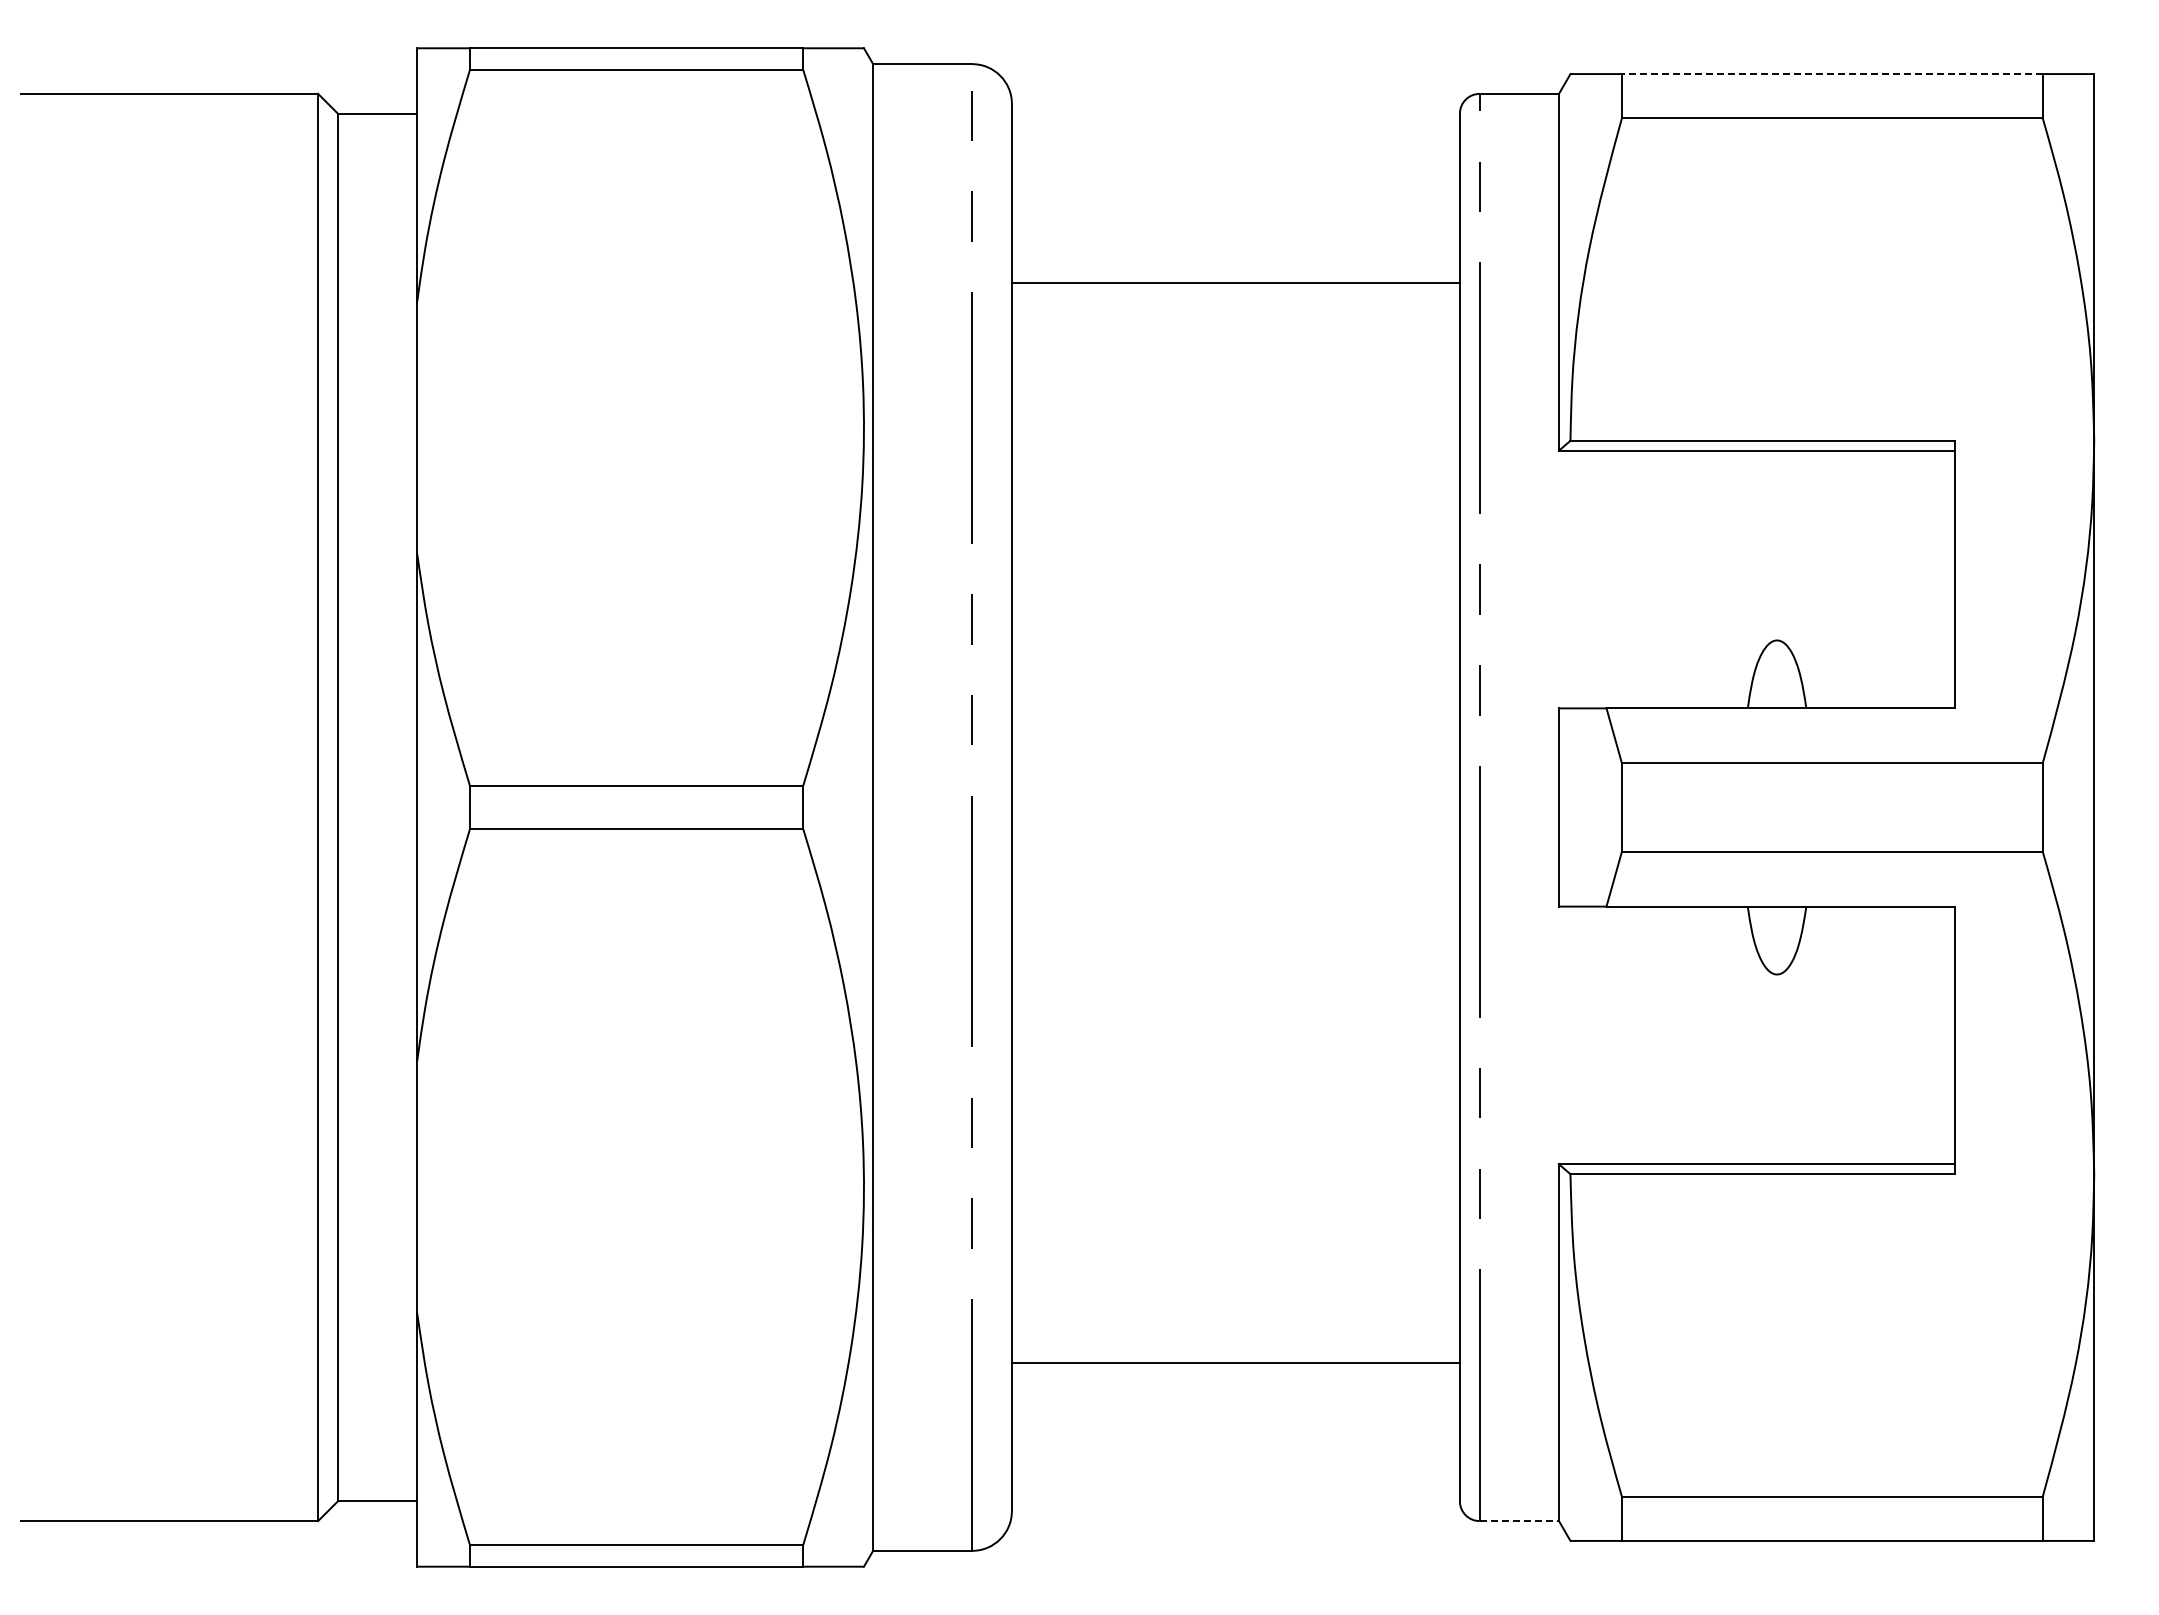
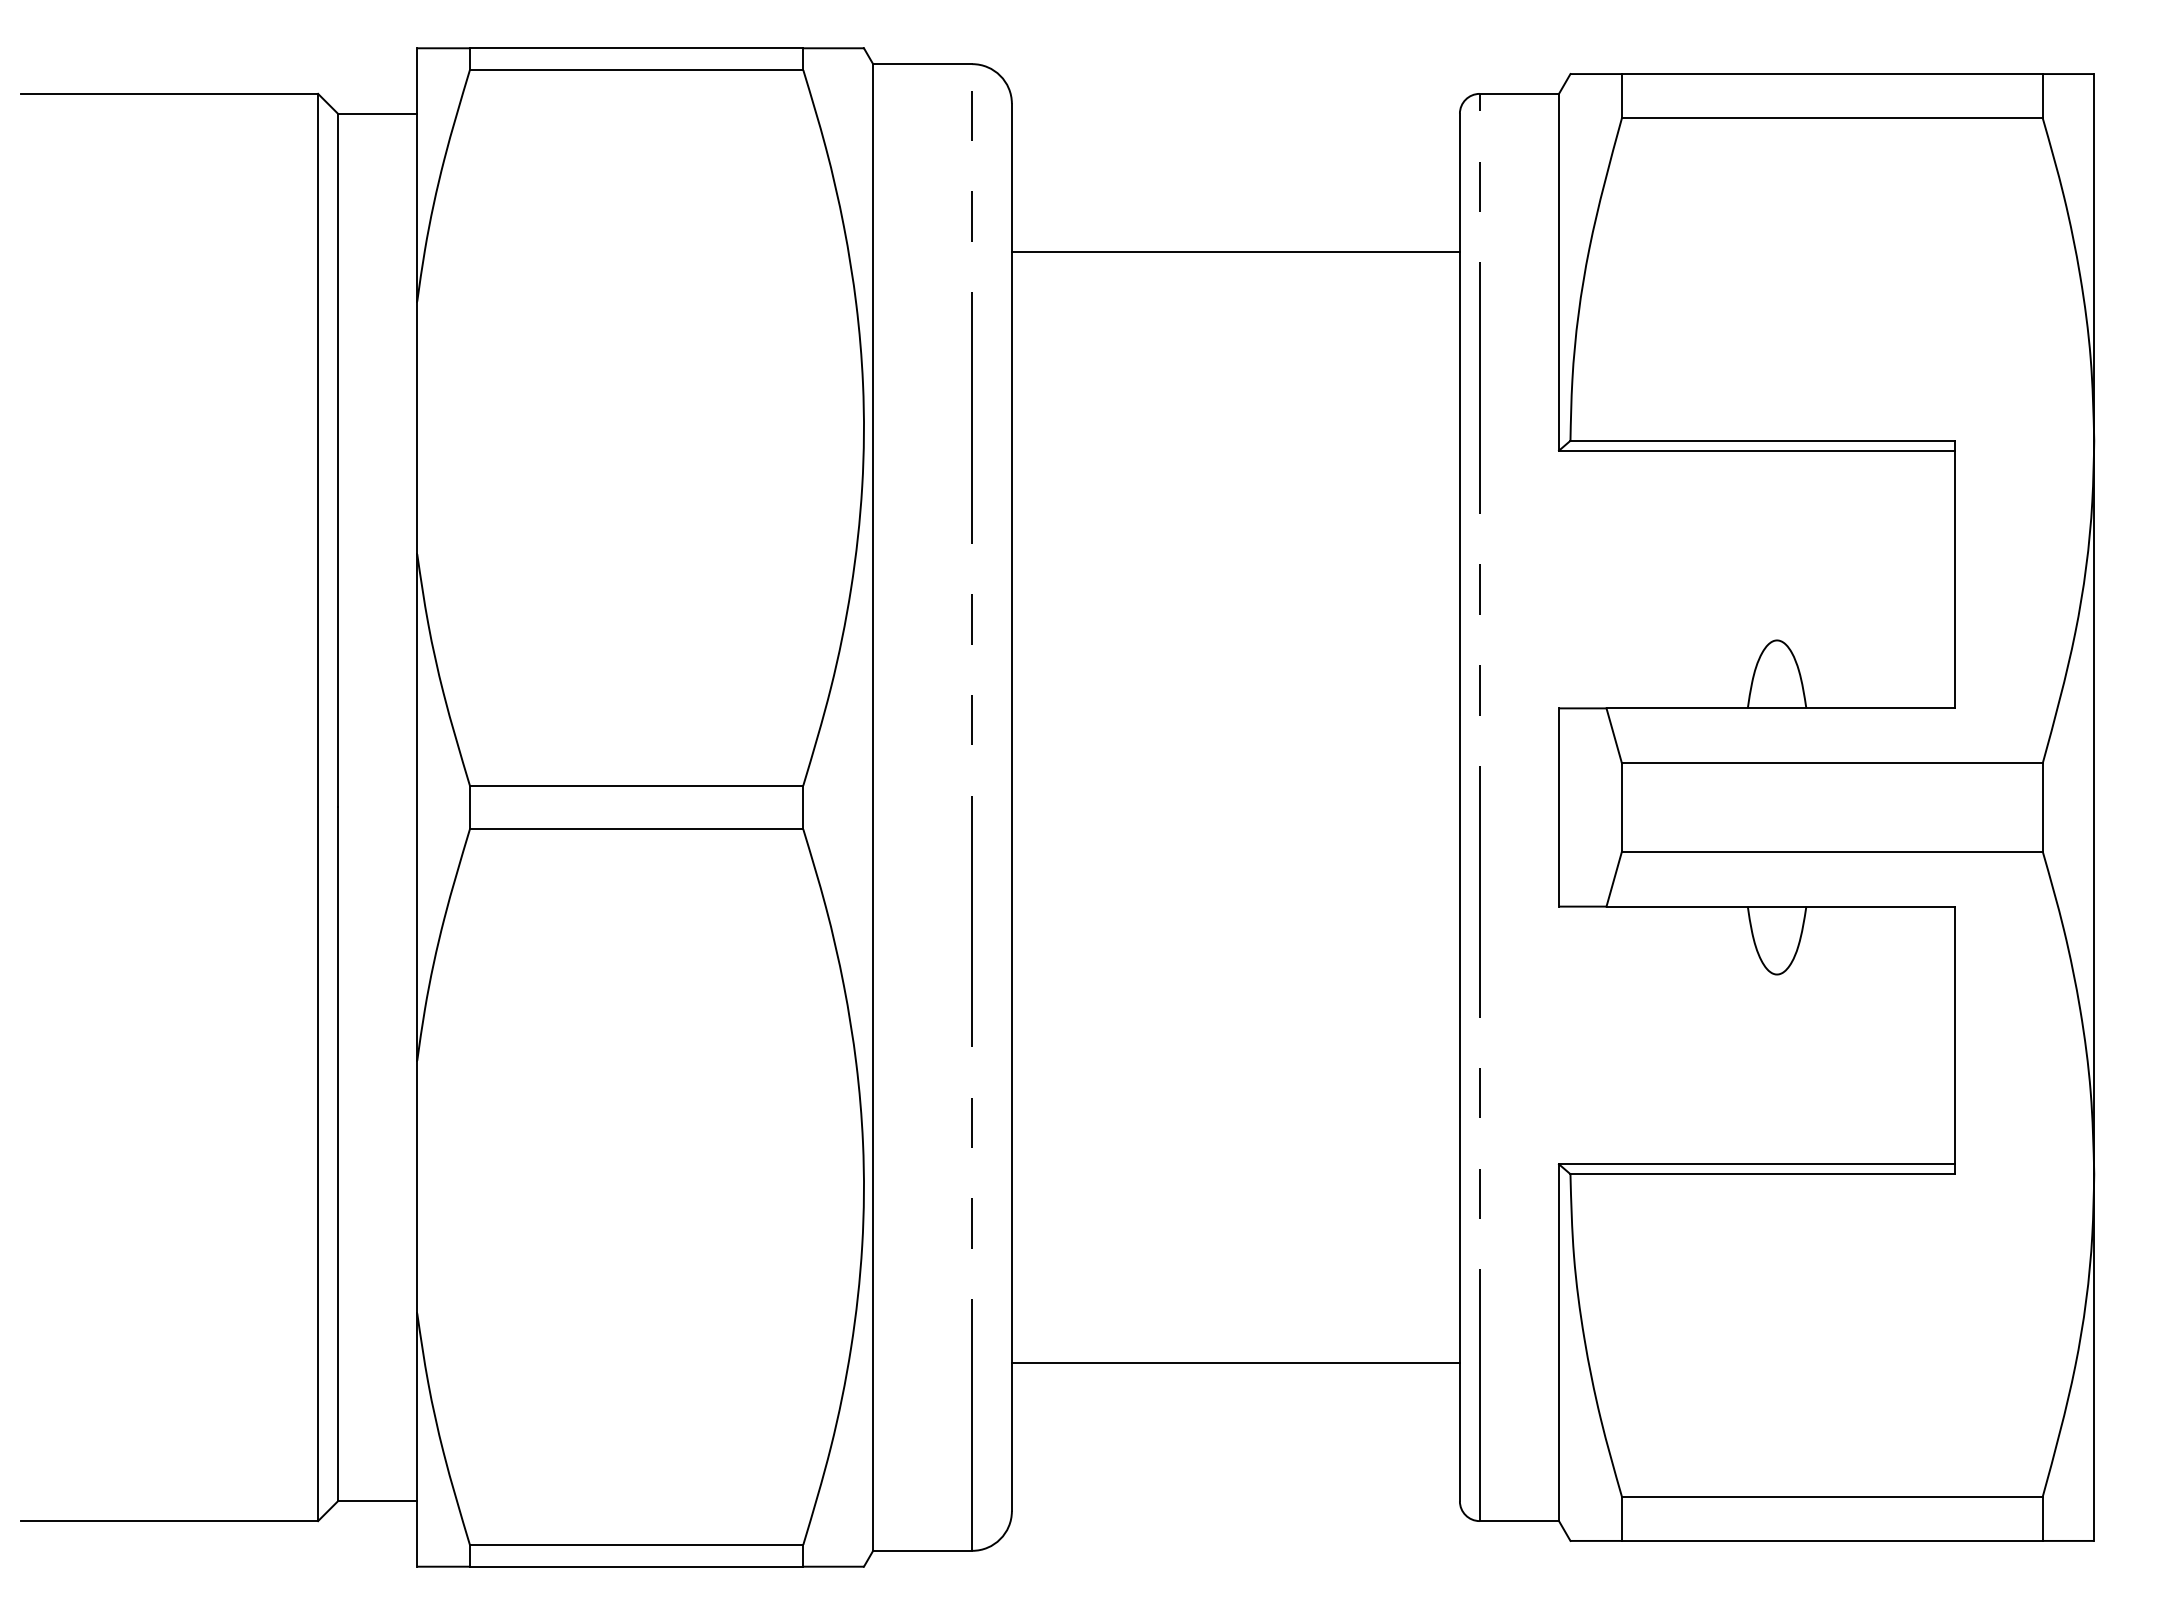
line: dashed -> solid (1831, 74)
line position: (1235, 283) -> (1235, 252) (1235, 252)
line: dashed -> solid (1519, 1521)
